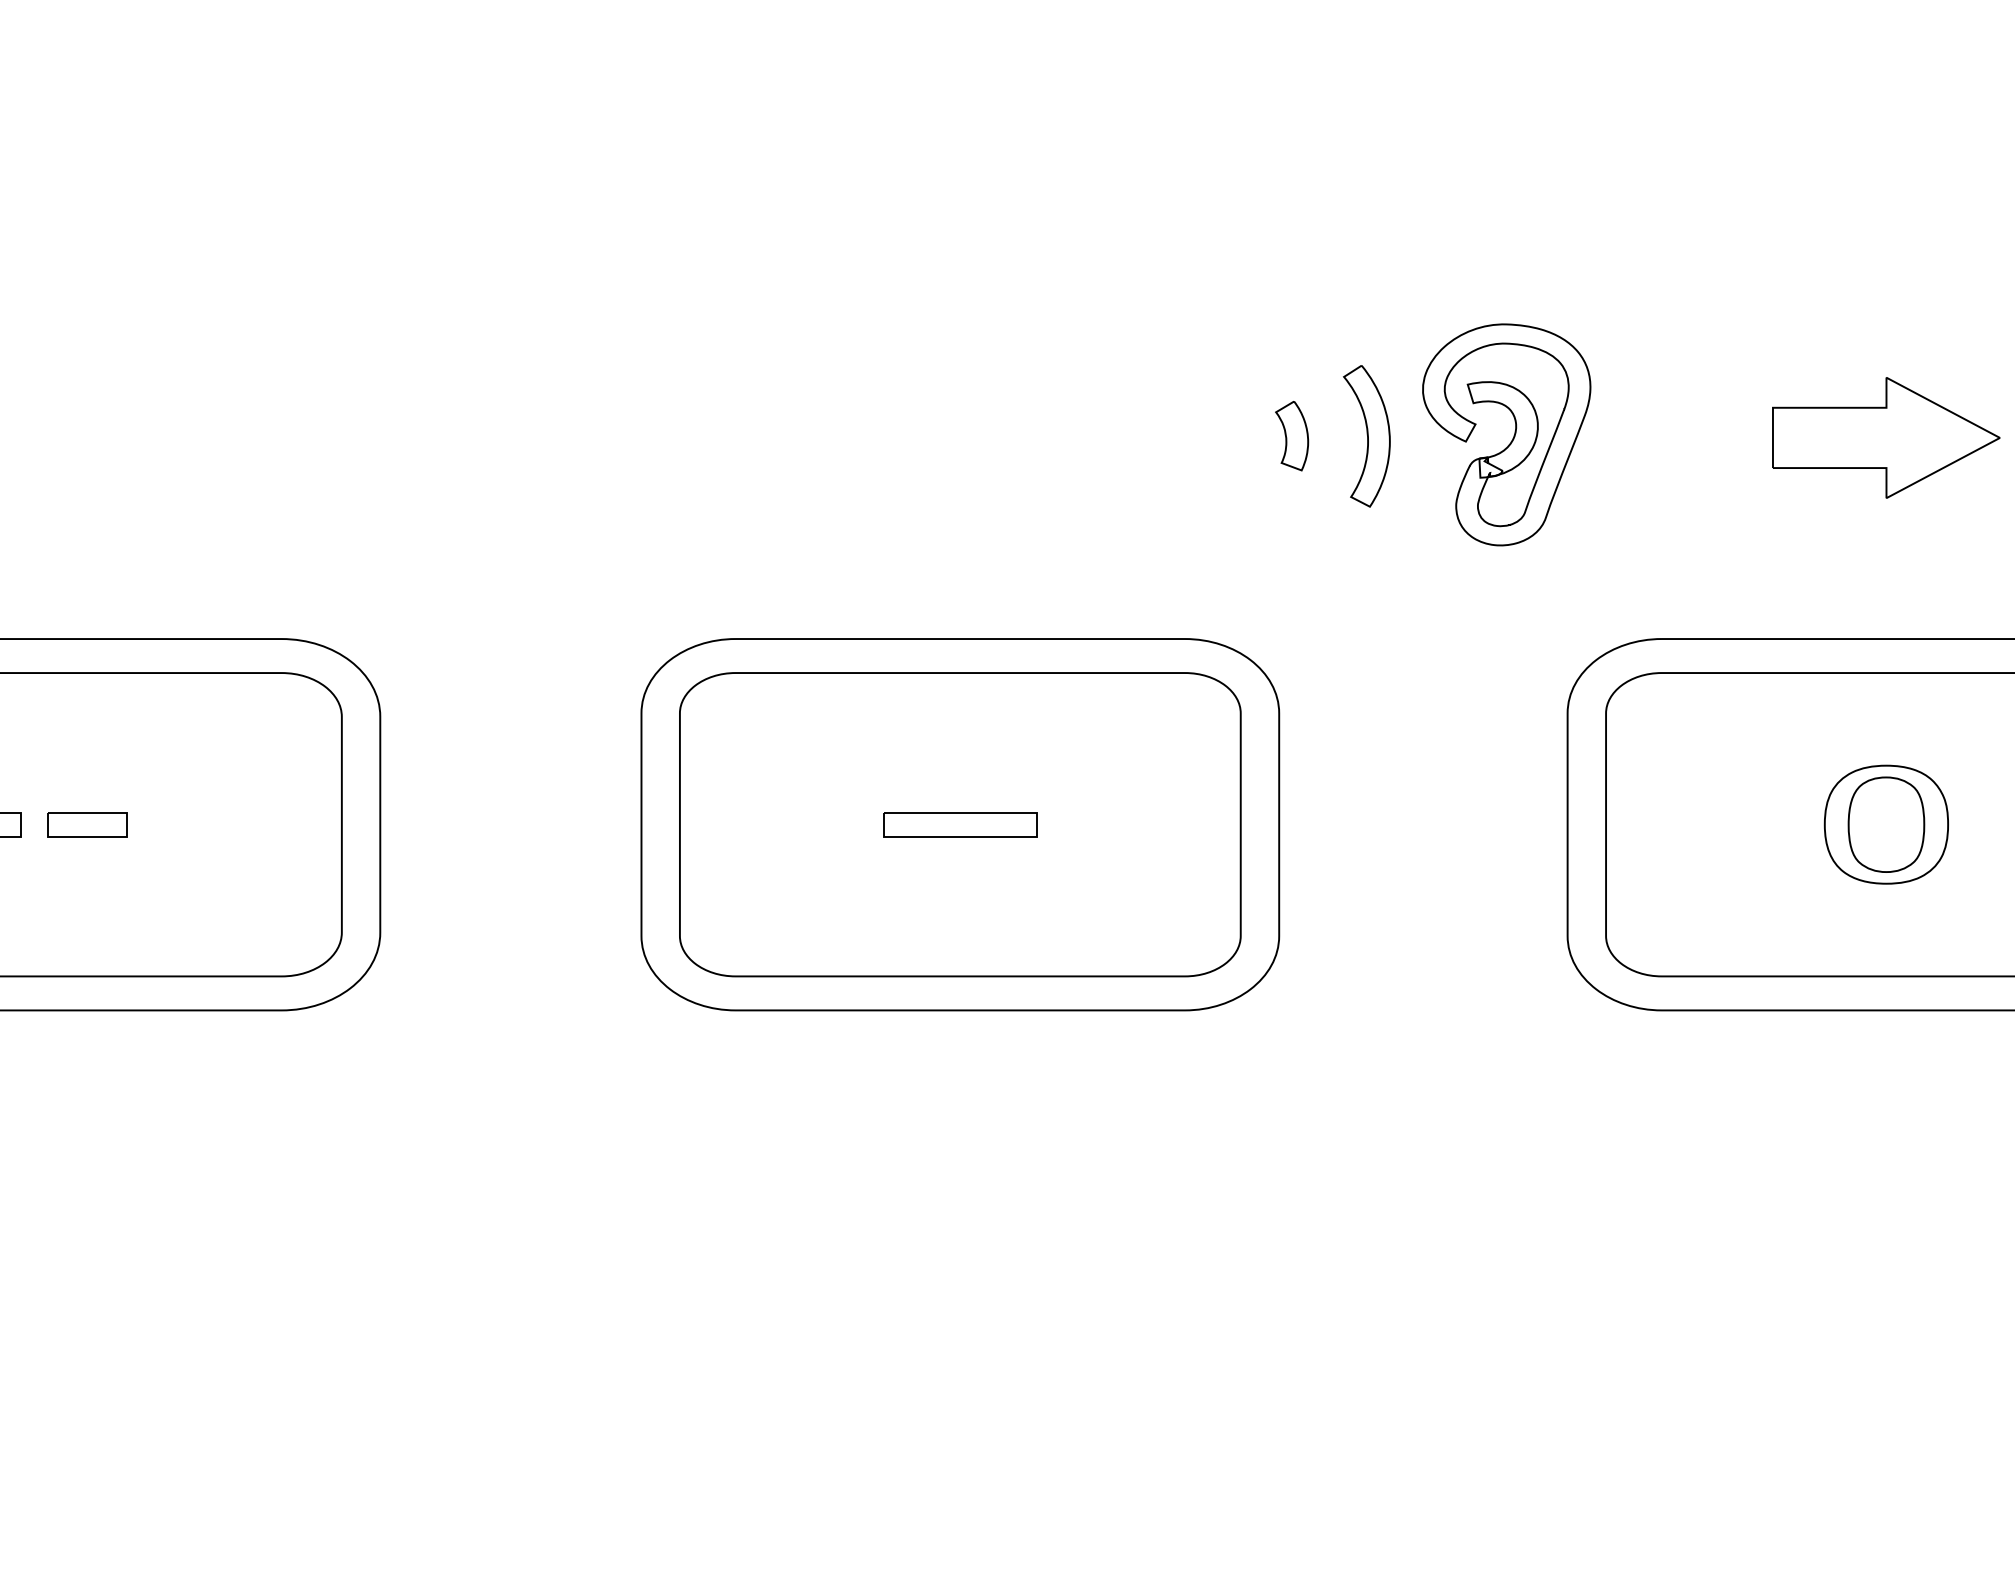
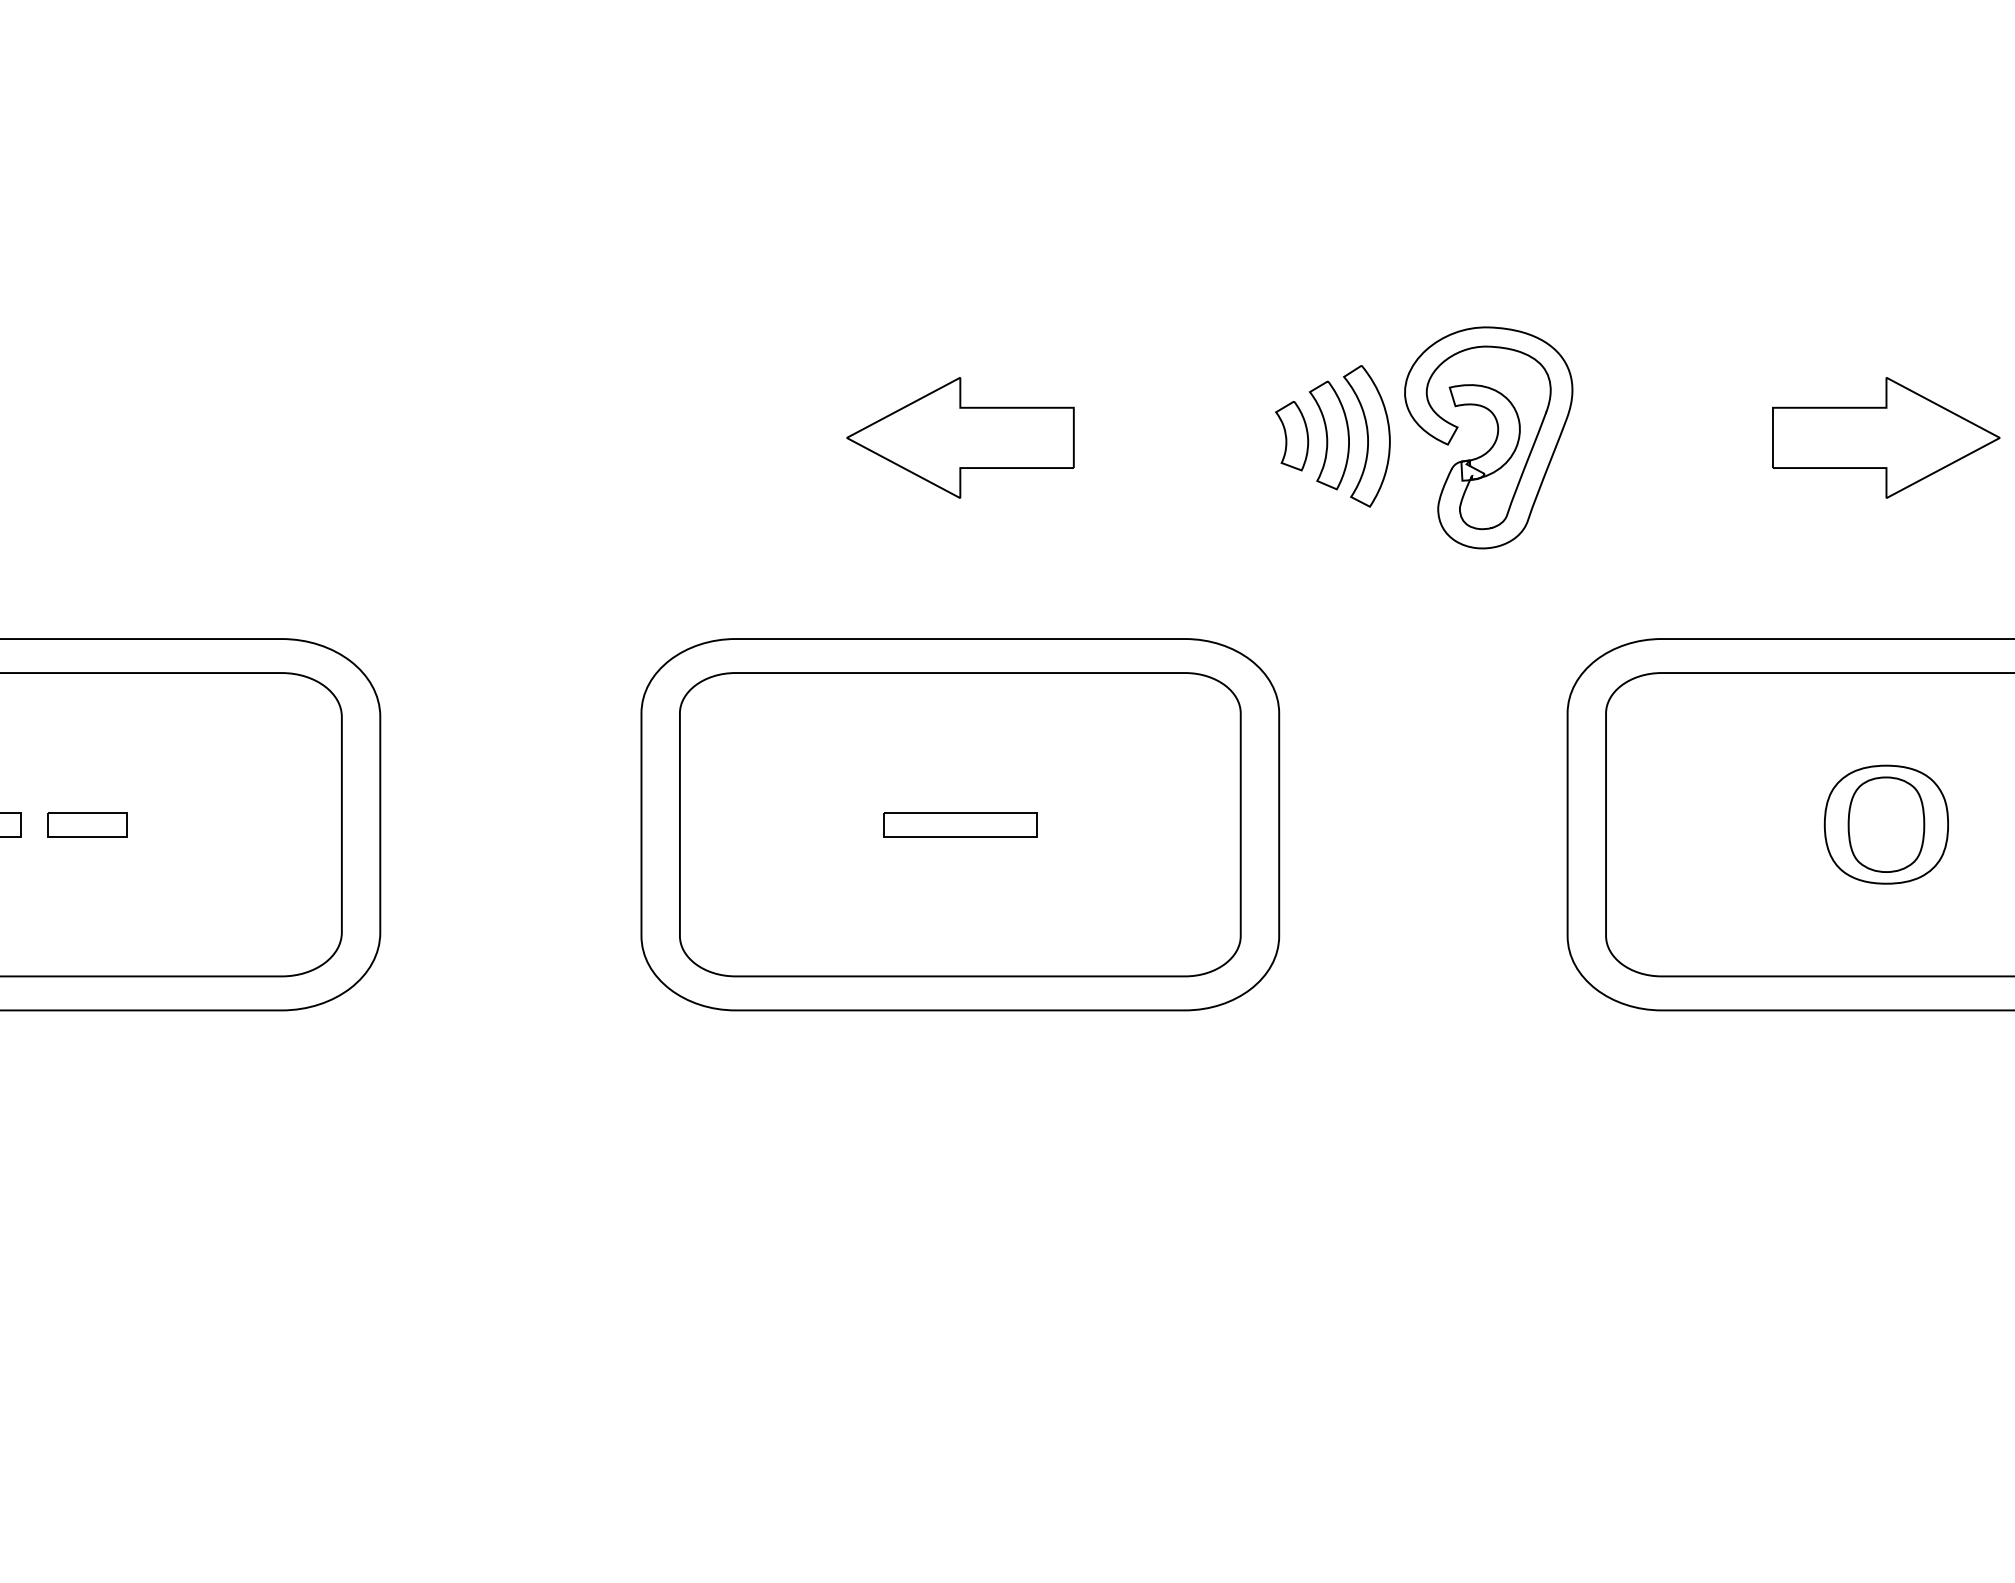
part: none -> present (1328, 435)
part position: (1513, 435) -> (1495, 438) (1495, 438)
part: none -> present (960, 437)
